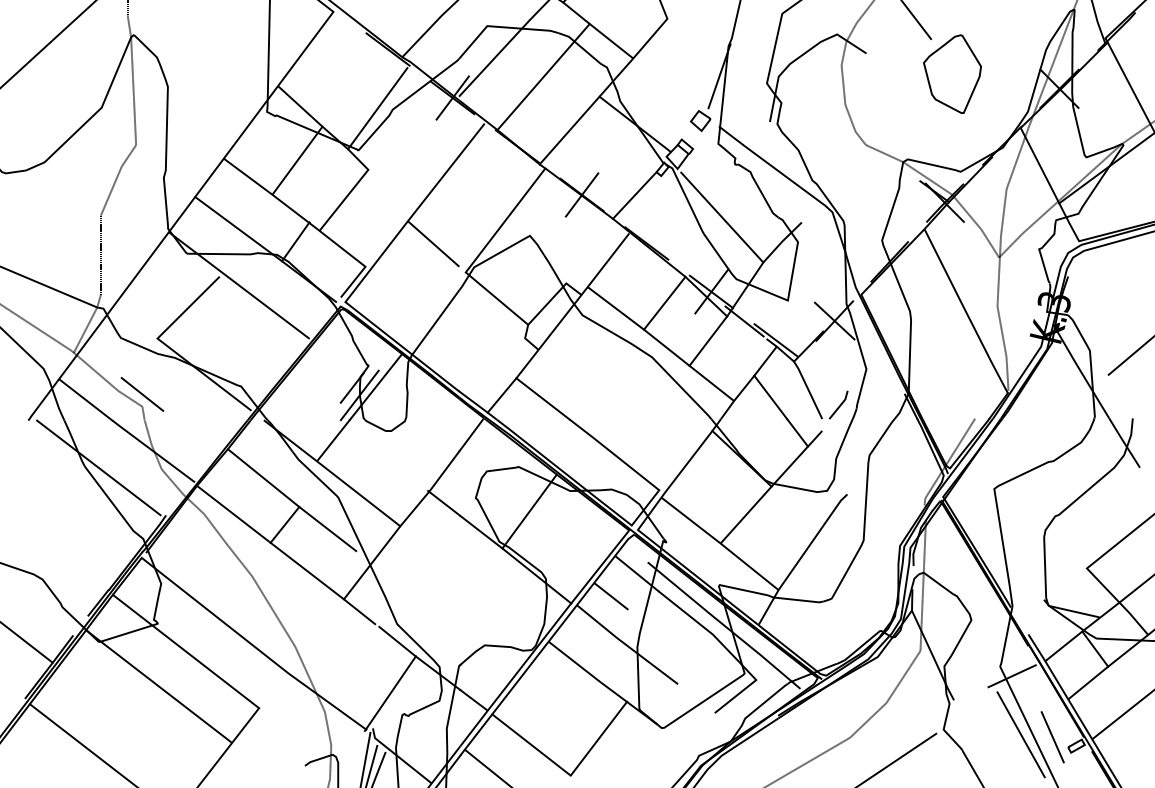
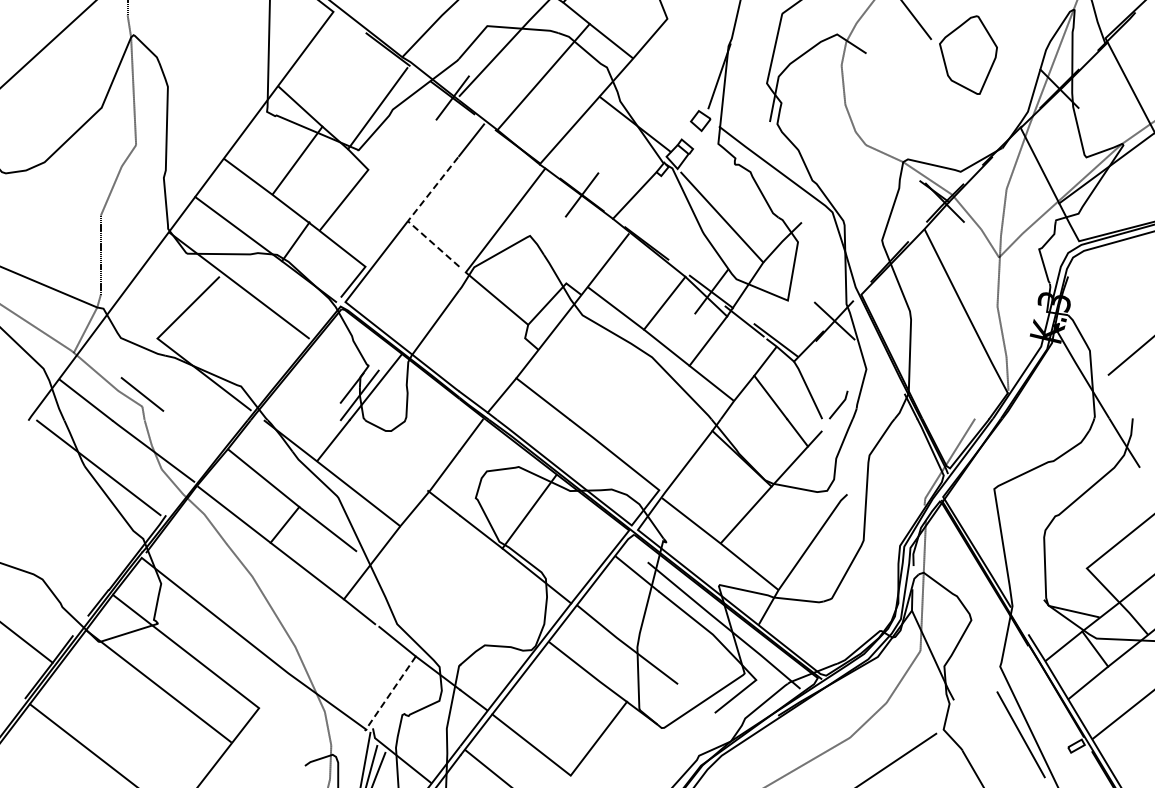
part position: (952, 73) -> (968, 54) (968, 54)
line: solid -> dashed (412, 215)
line: present -> none (610, 596)
line: present -> none (1011, 676)
line: solid -> dashed (390, 694)
line: present -> none (1052, 737)
